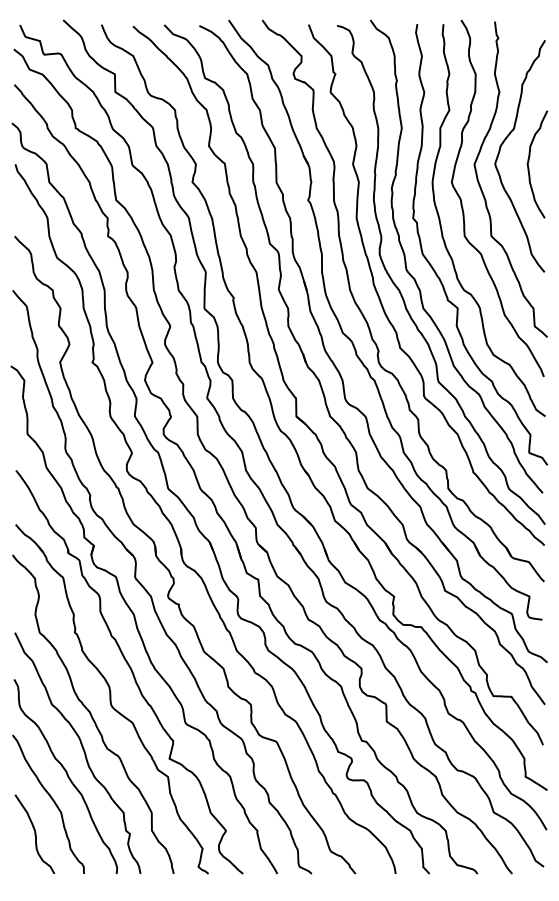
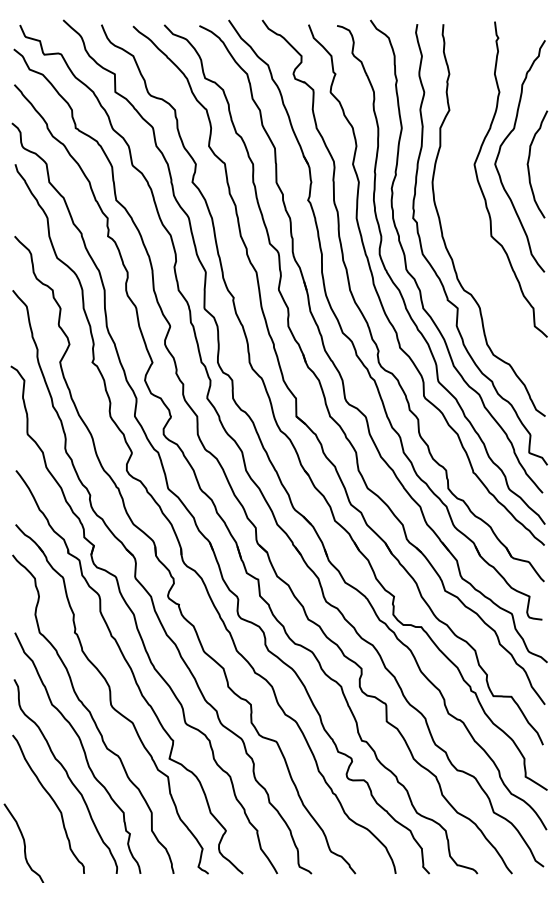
curve: present -> none (463, 207)
curve position: (34, 833) -> (23, 842) (23, 842)
